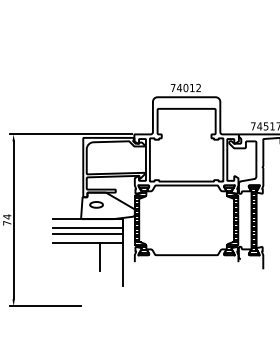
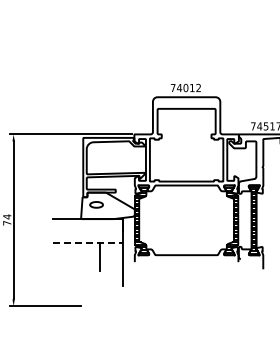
line: present -> none (87, 228)
line: present -> none (87, 233)
line: solid -> dashed (87, 243)
